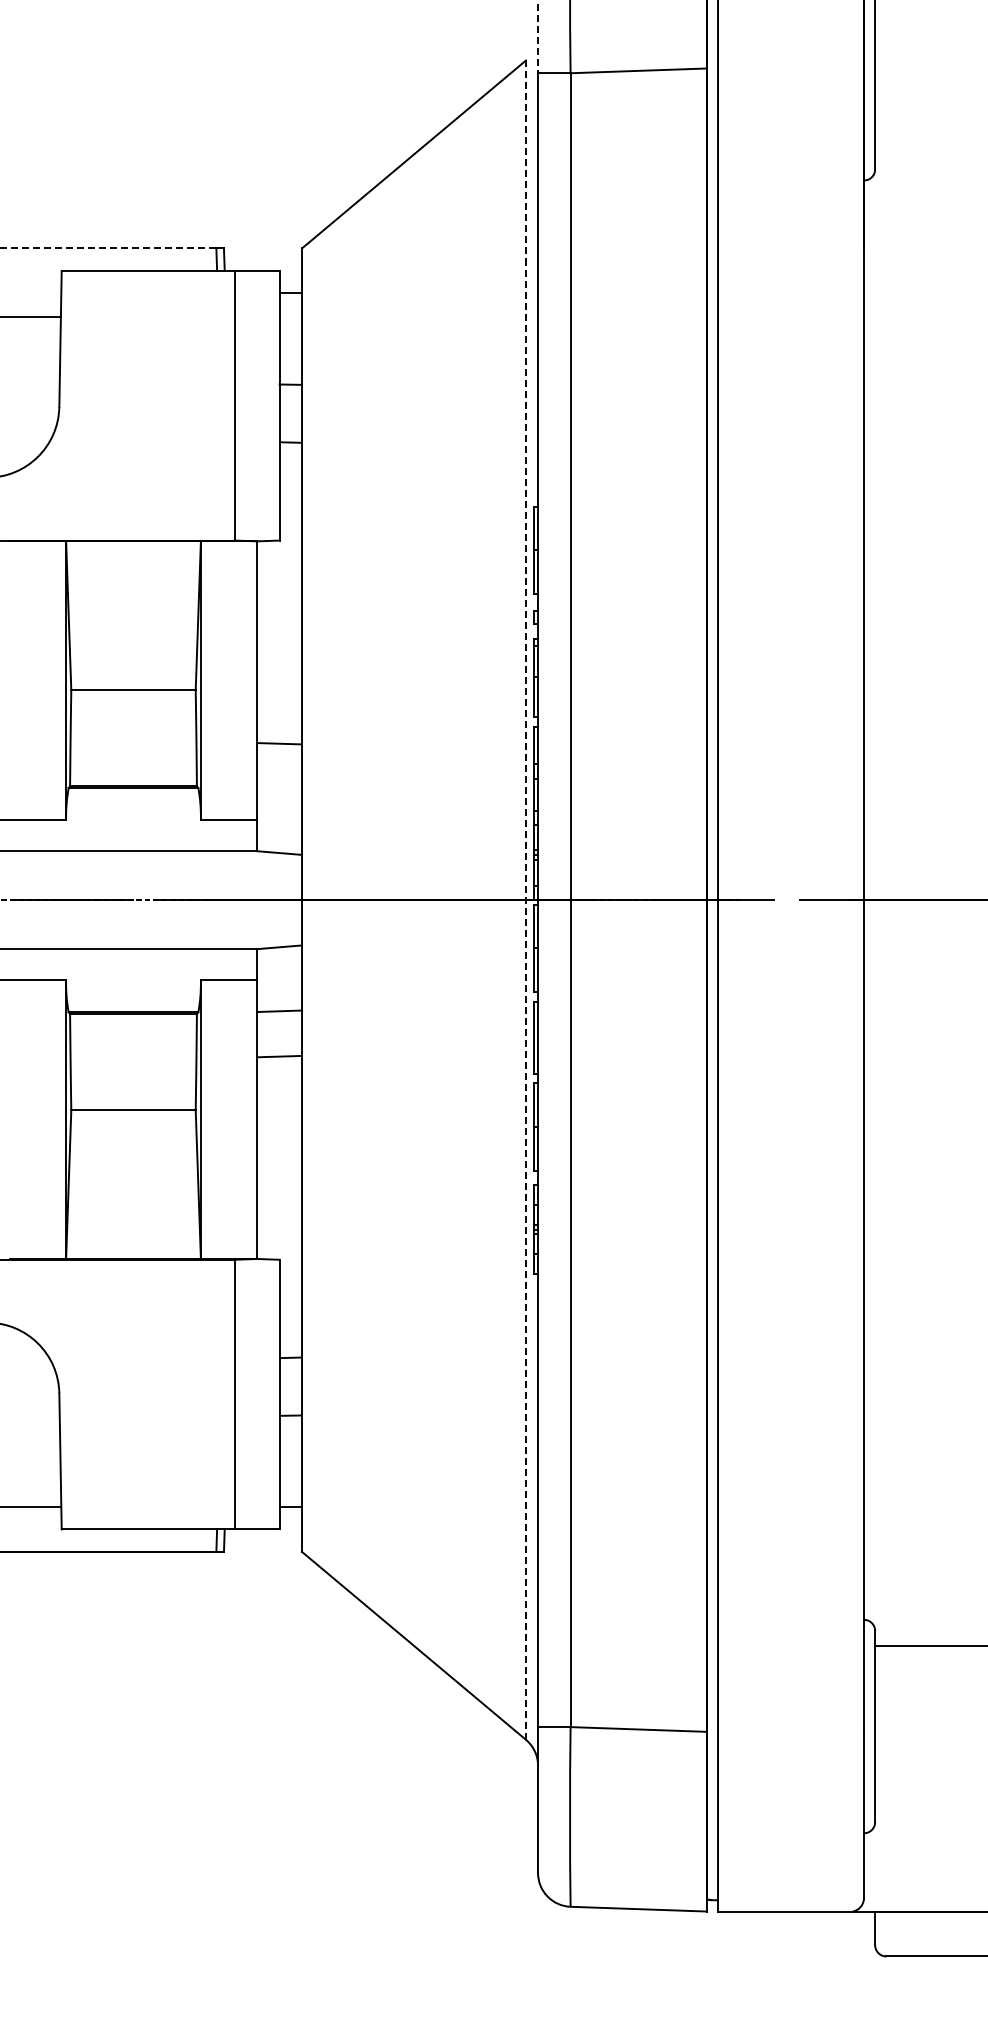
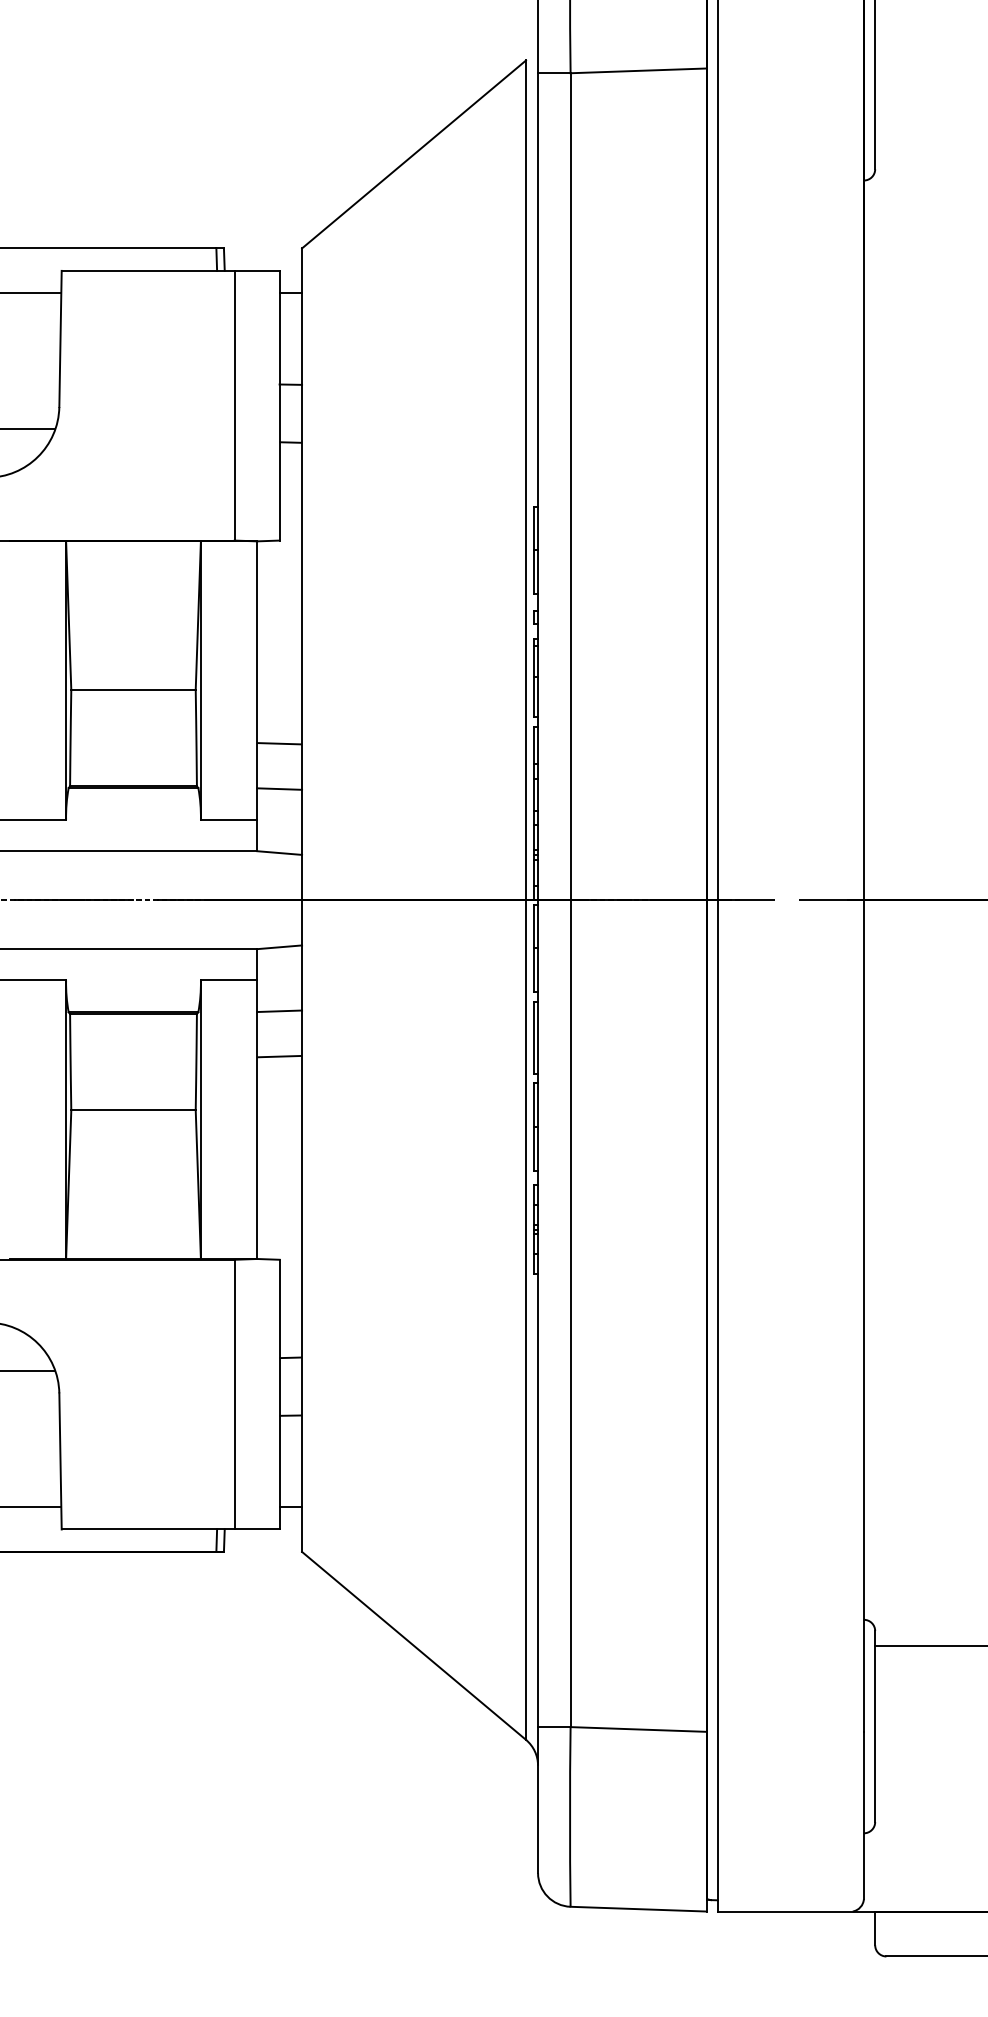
line: dashed -> solid (538, 37)
line: dashed -> solid (107, 248)
line position: (31, 317) -> (31, 293) (31, 293)
line: none -> present (28, 429)
line: none -> present (279, 788)
line: dashed -> solid (526, 900)
line: none -> present (28, 1370)
